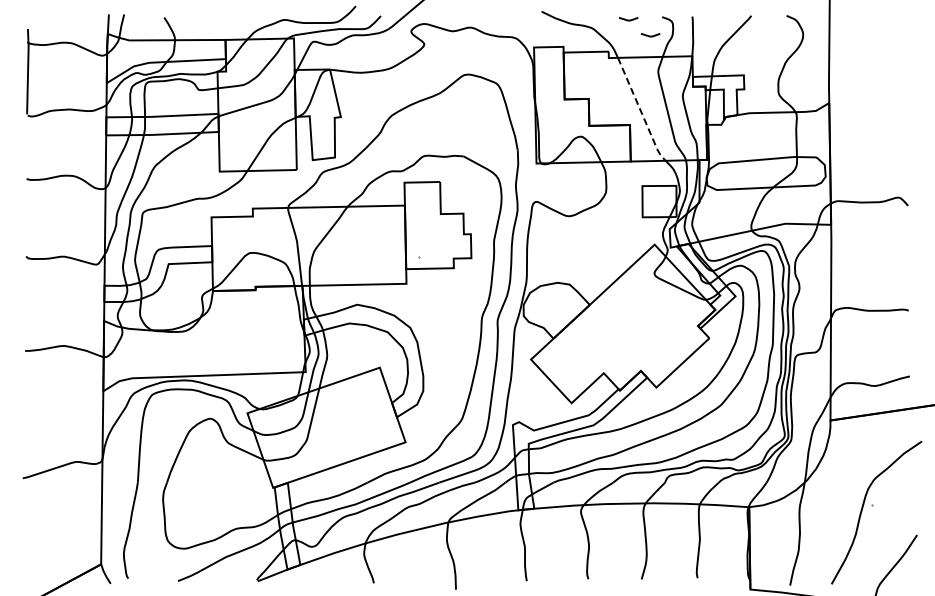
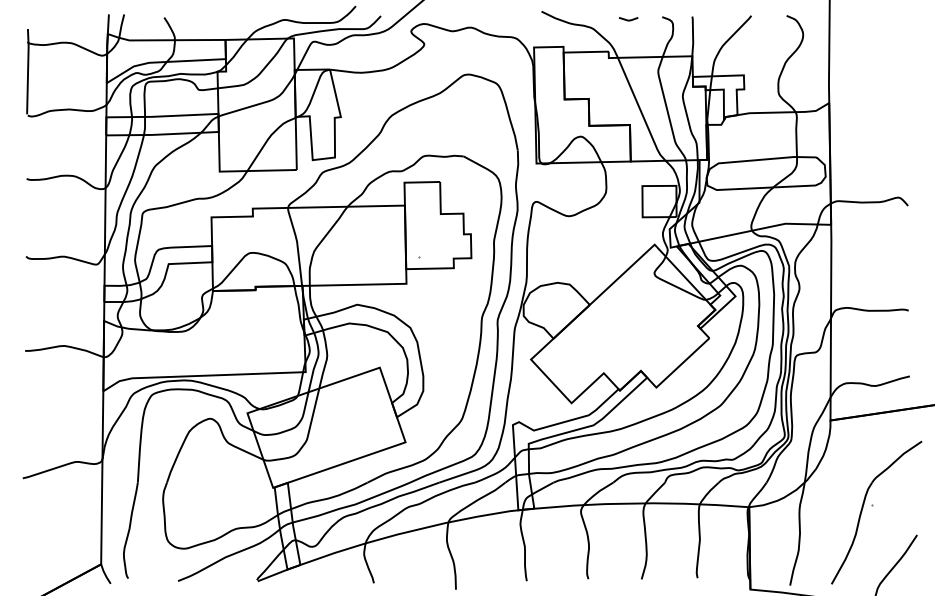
line: present -> none (650, 35)
line: dashed -> solid (641, 111)
